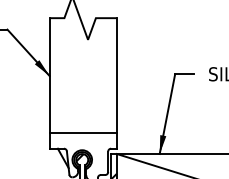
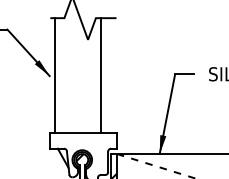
line position: (50, 75) -> (55, 75) (55, 75)
line position: (116, 75) -> (100, 75) (100, 75)
line: solid -> dashed (156, 166)
